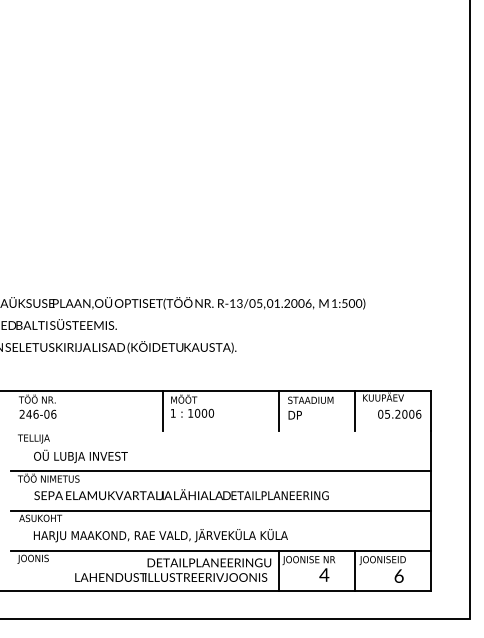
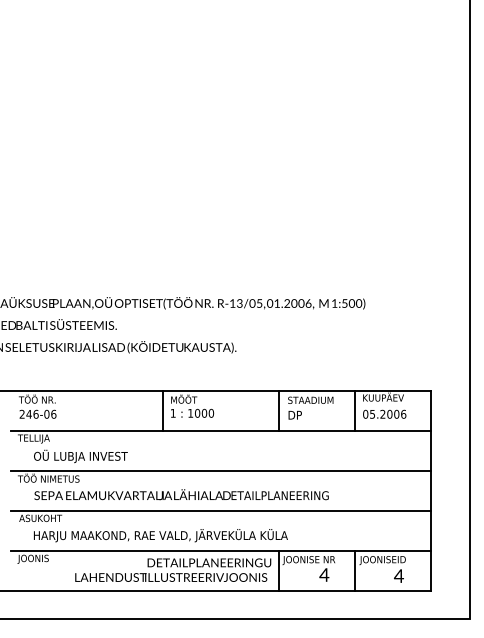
text position: (399, 413) -> (384, 413) (384, 413)
line: none -> present (220, 431)
text: 6 -> 4 (398, 575)
